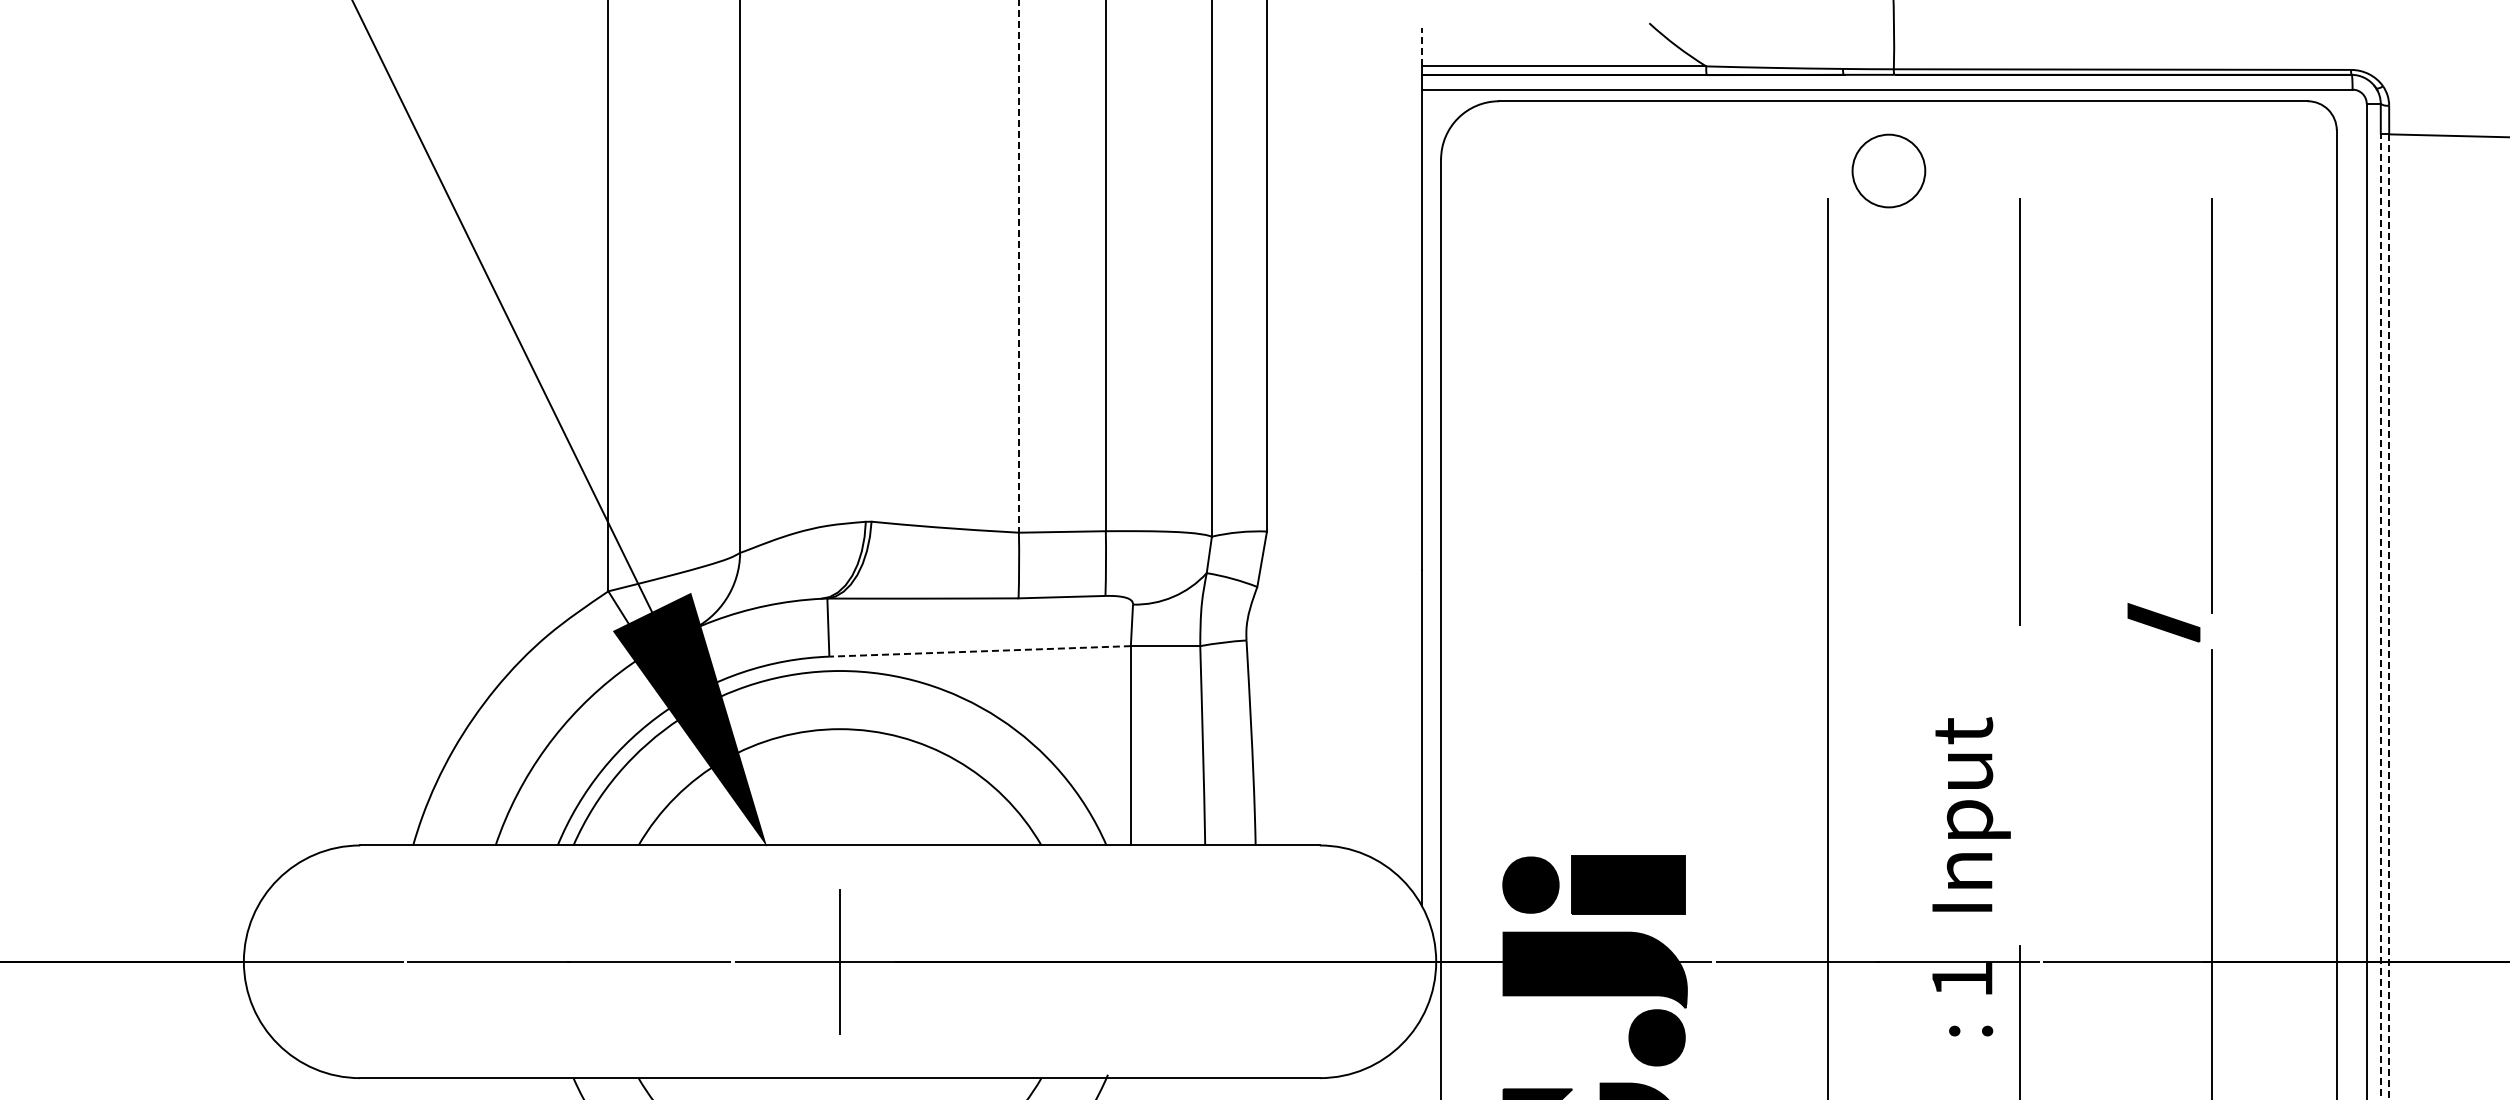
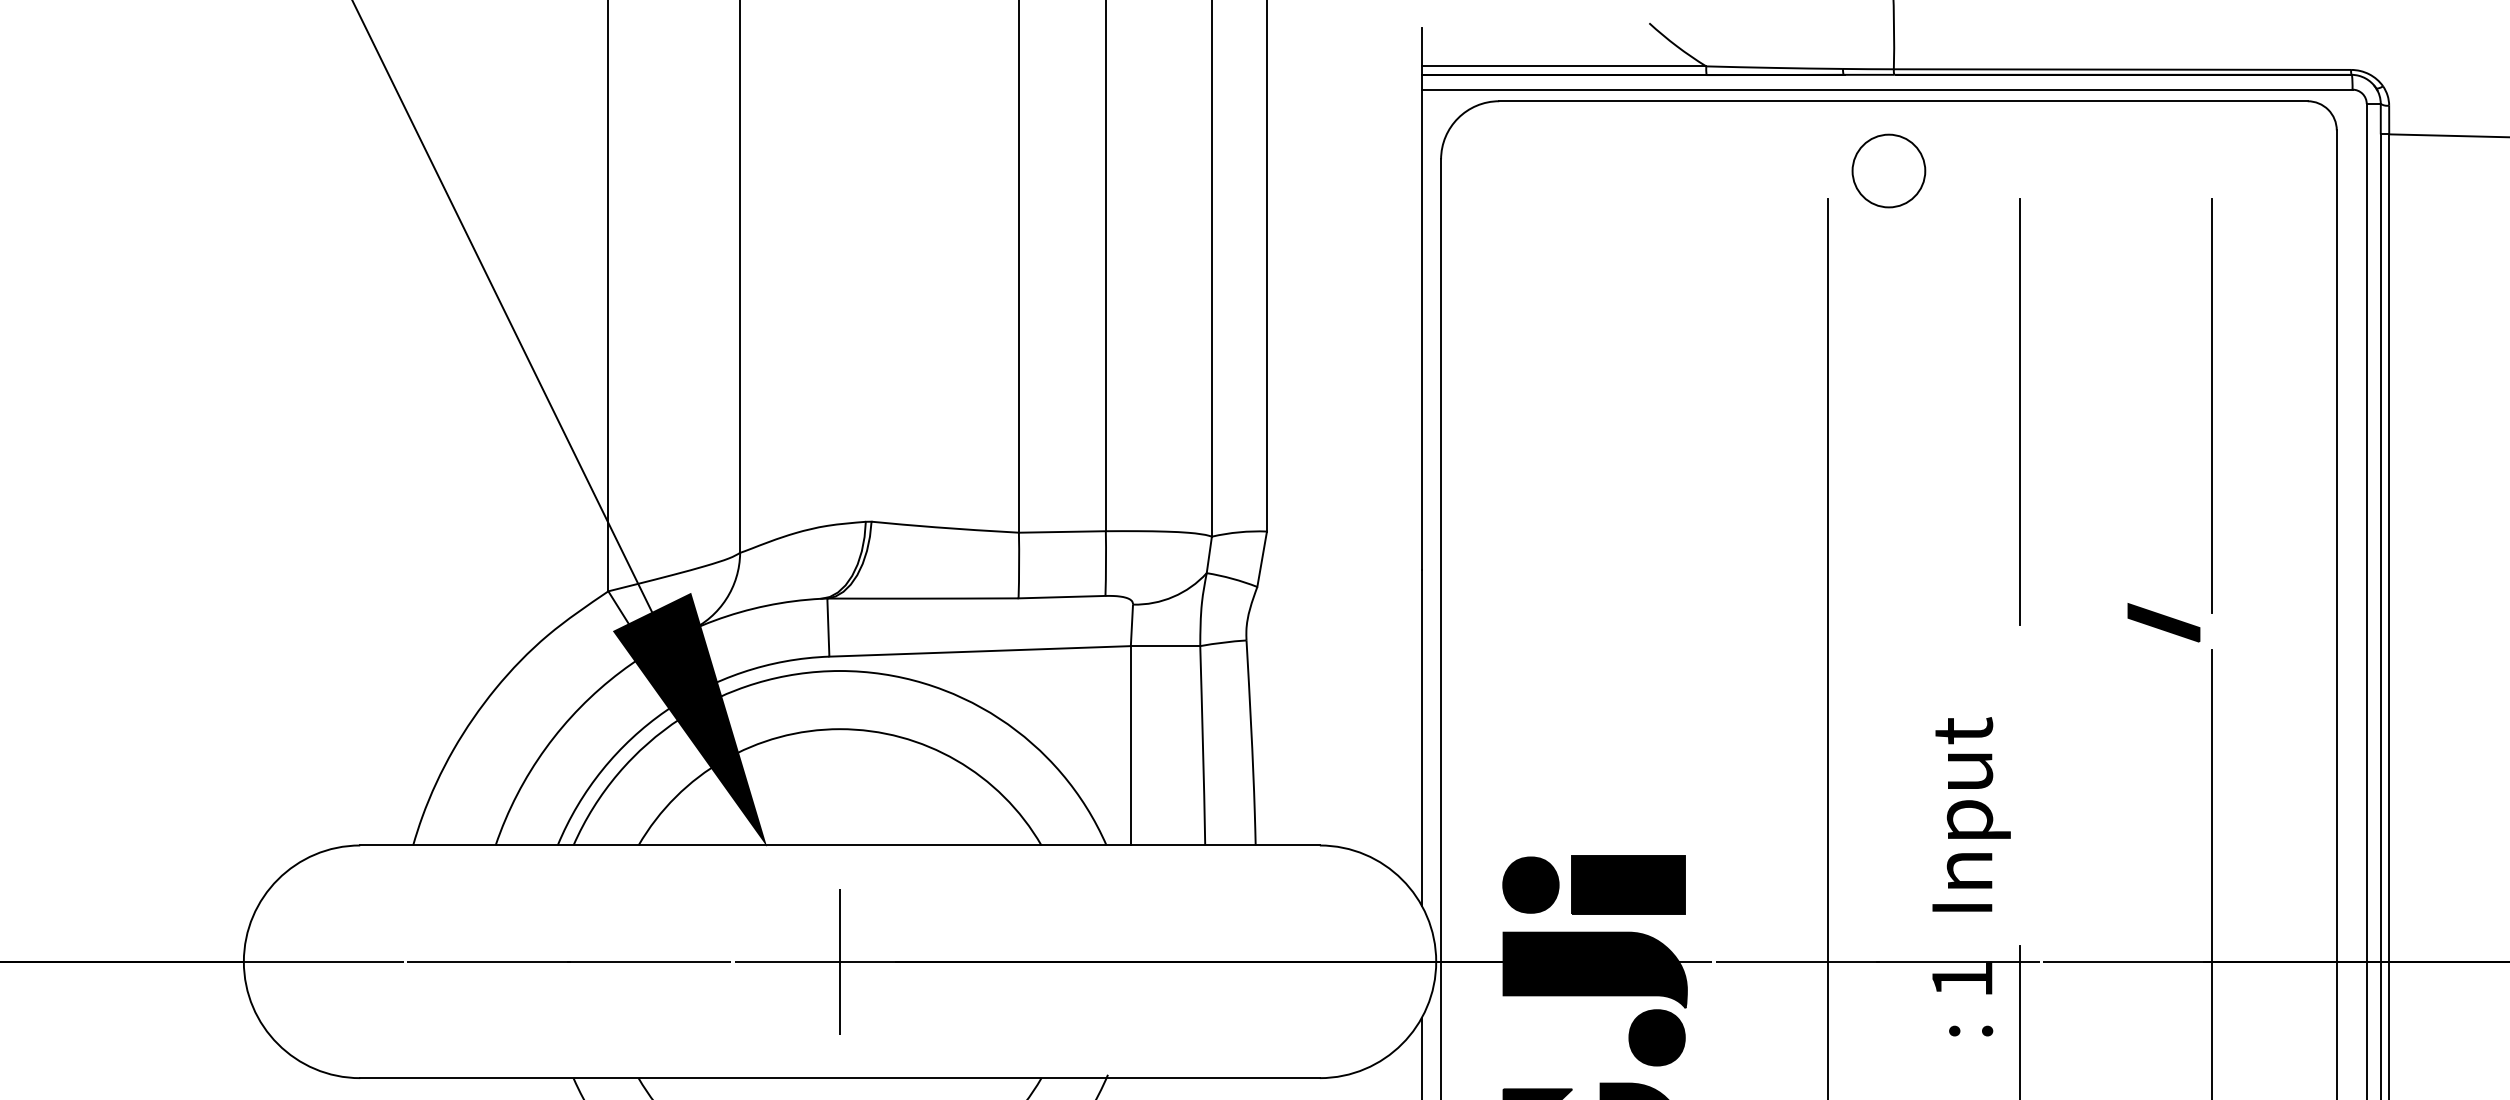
line: dashed -> solid (1421, 46)
line: dashed -> solid (1018, 266)
line: dashed -> solid (2380, 616)
line: dashed -> solid (2389, 617)
line: dashed -> solid (980, 651)
line: none -> present (1421, 1057)
